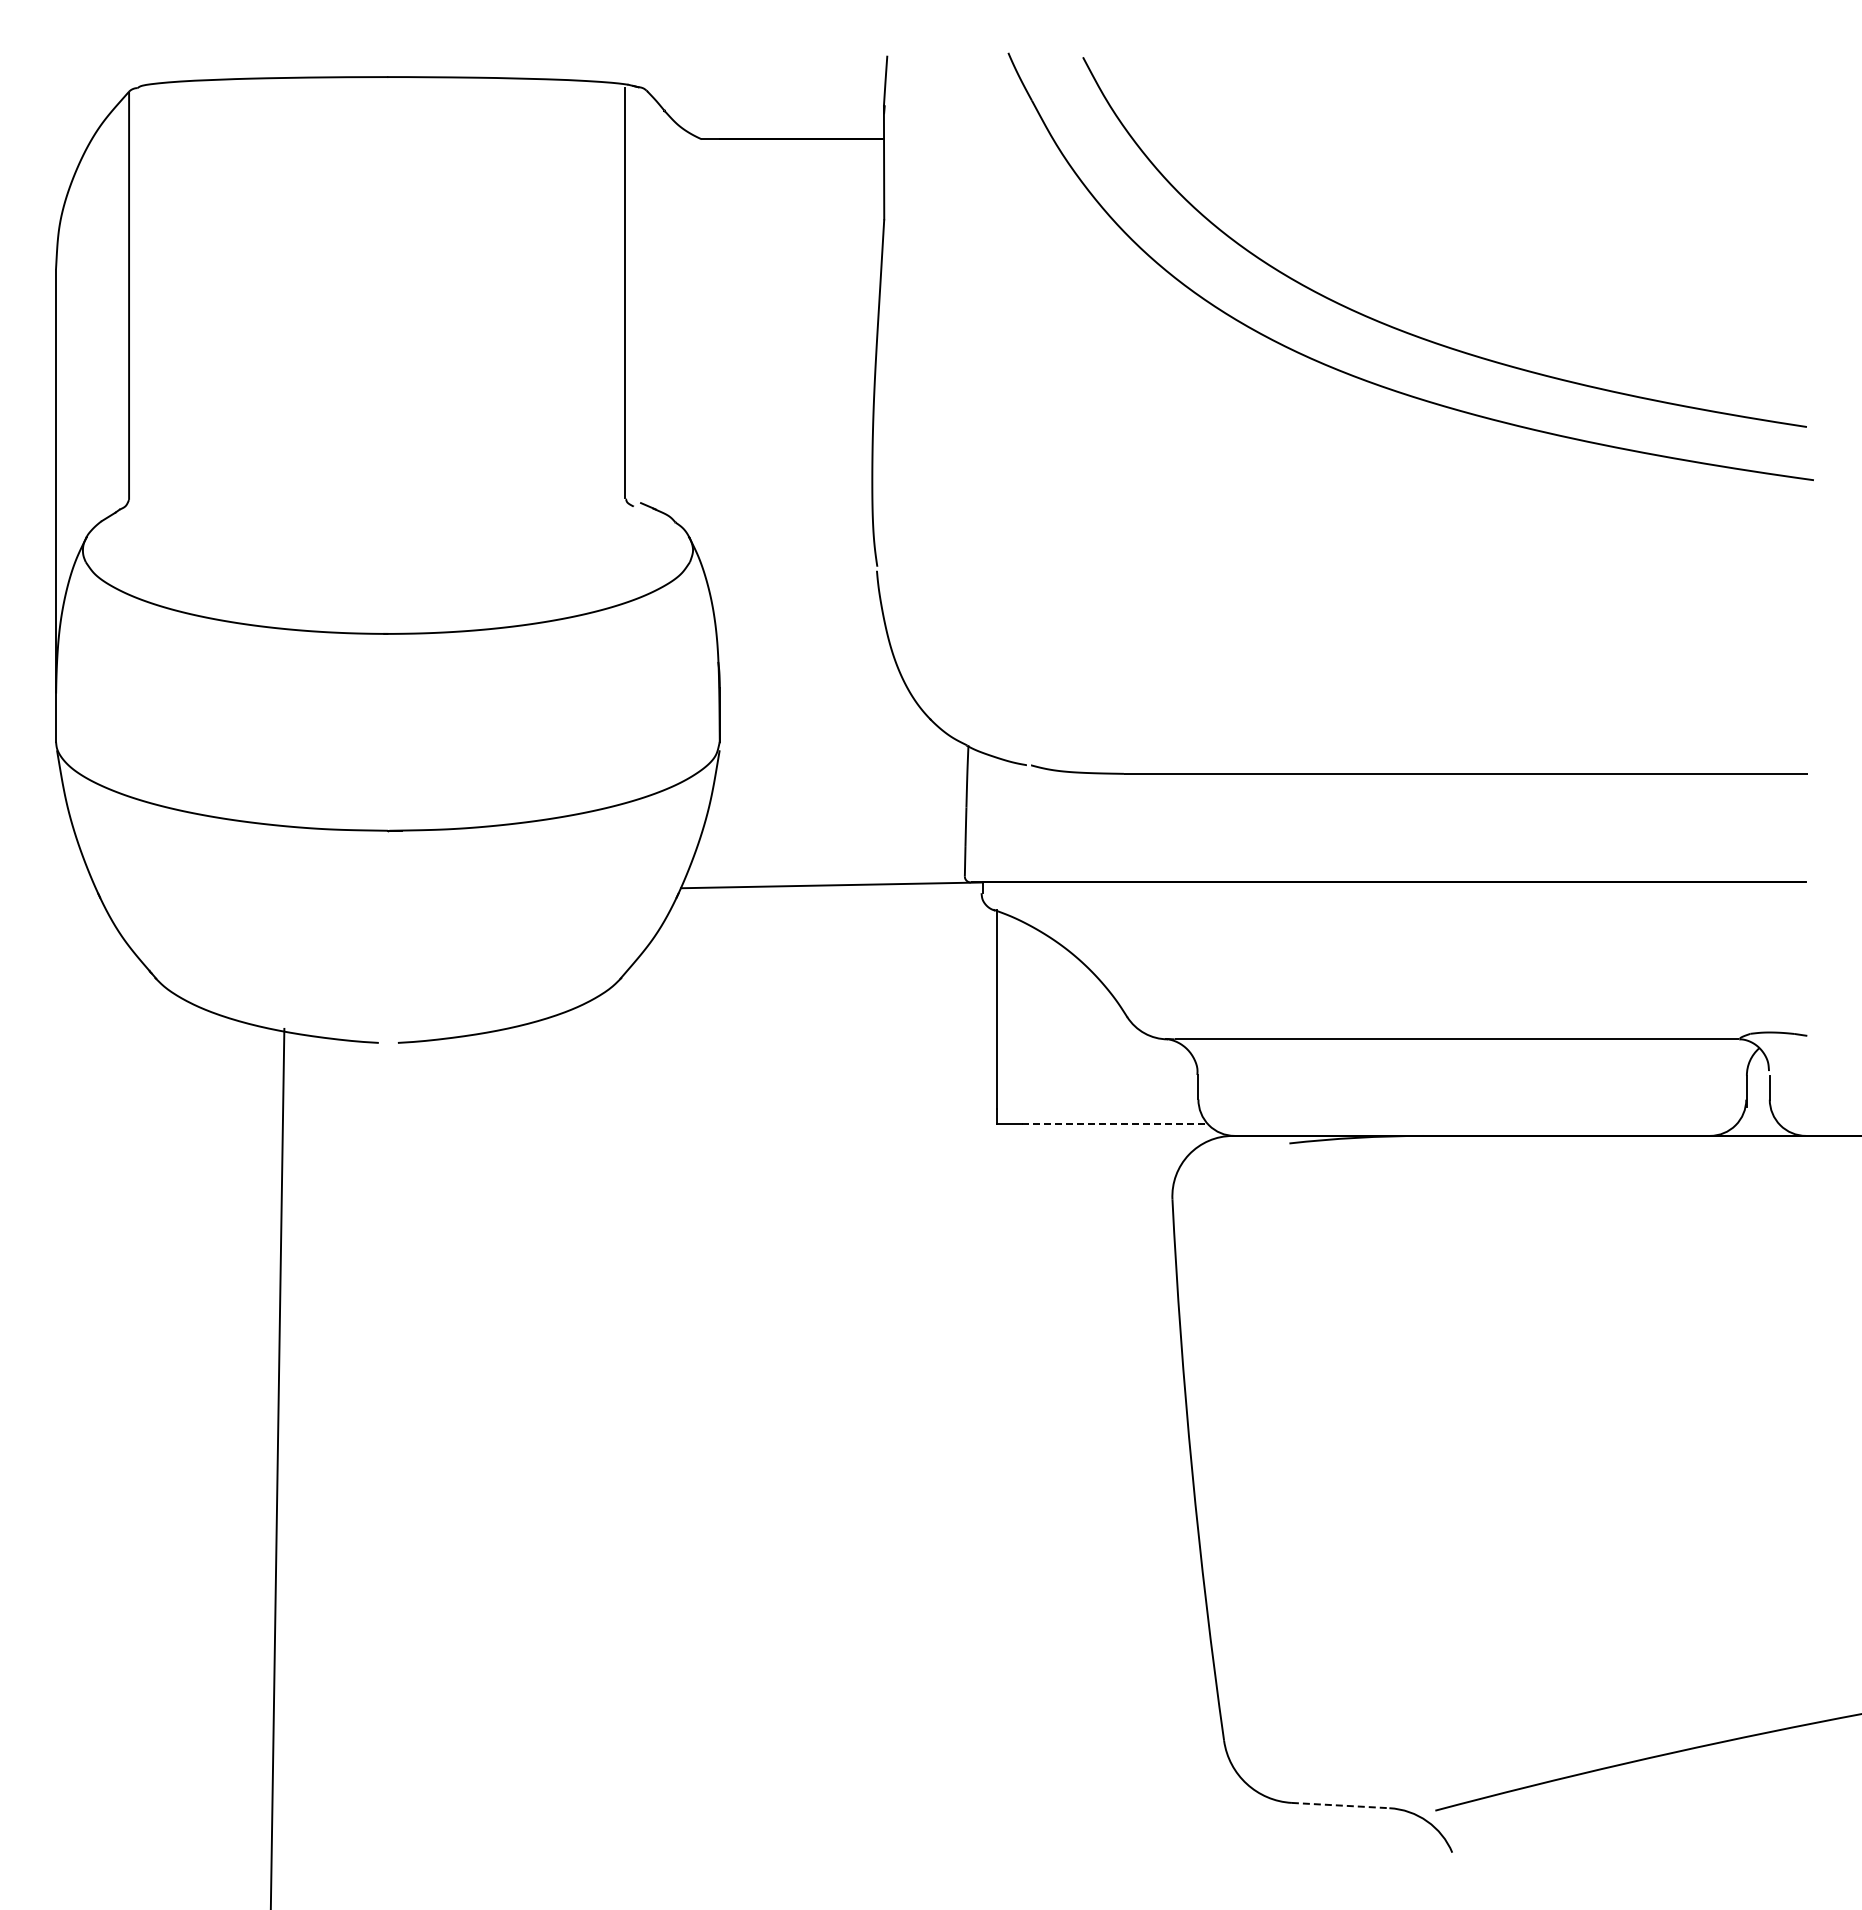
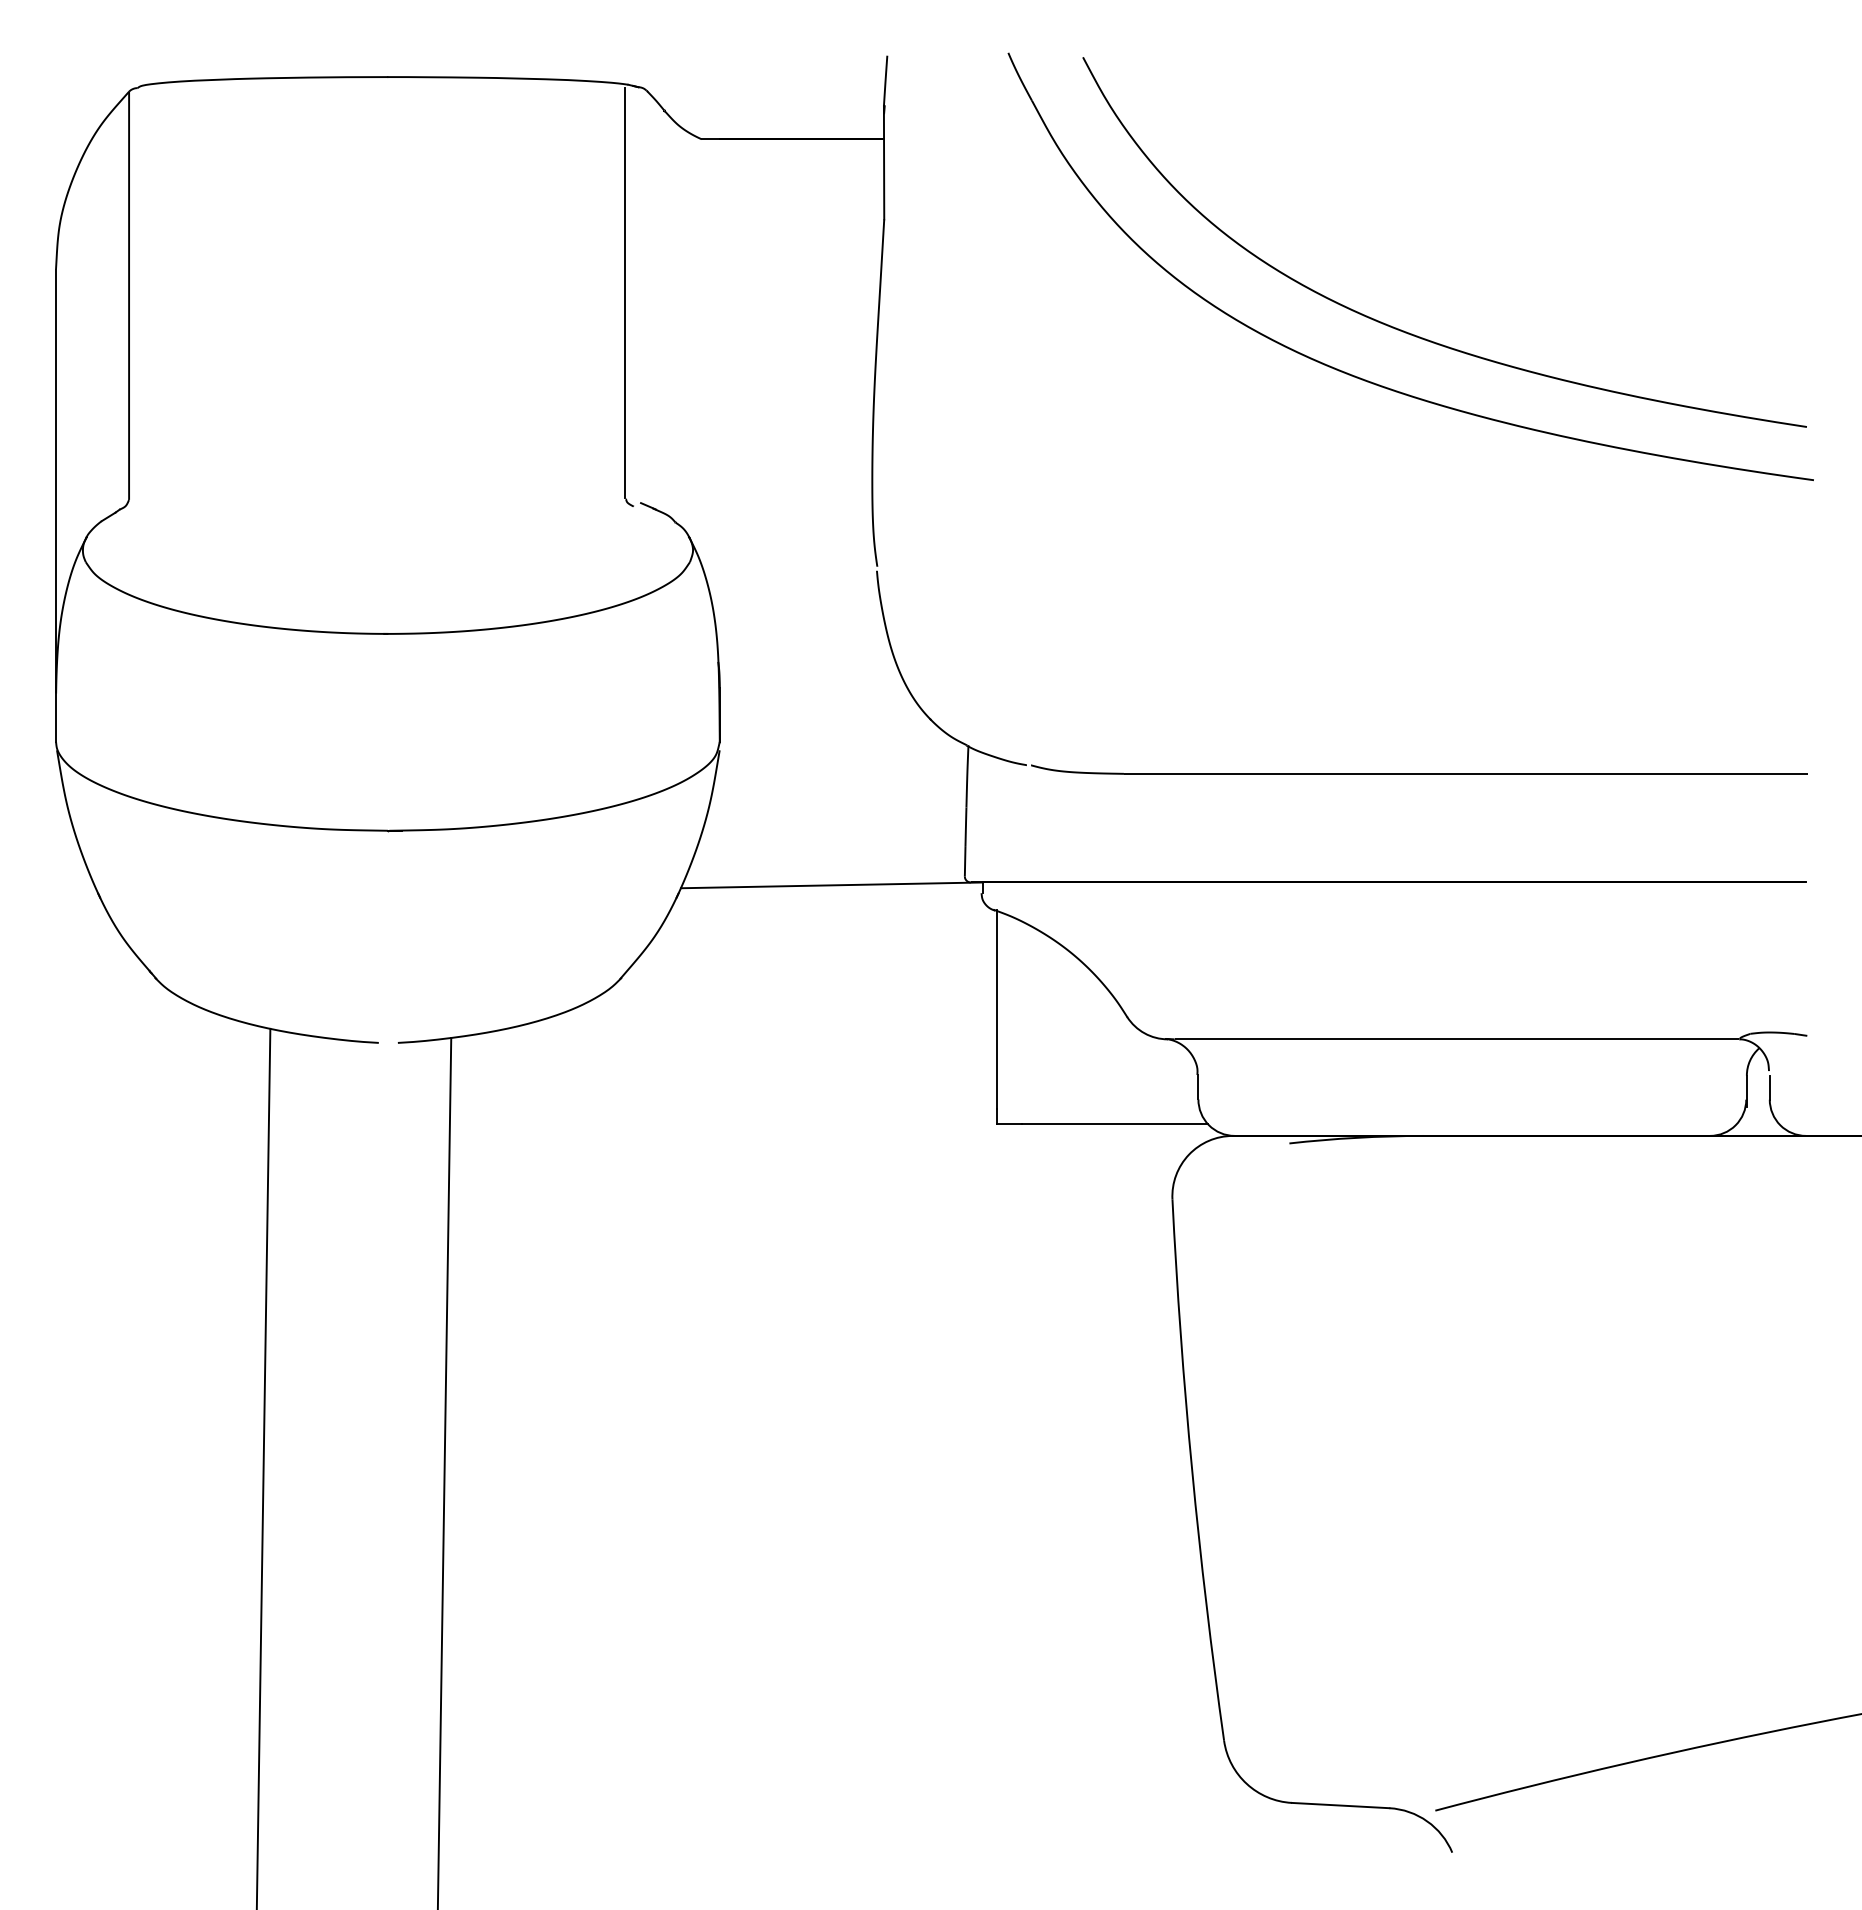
line: dashed -> solid (1115, 1123)
line position: (277, 1467) -> (263, 1467) (263, 1467)
line: none -> present (444, 1471)
line: dashed -> solid (1340, 1805)
